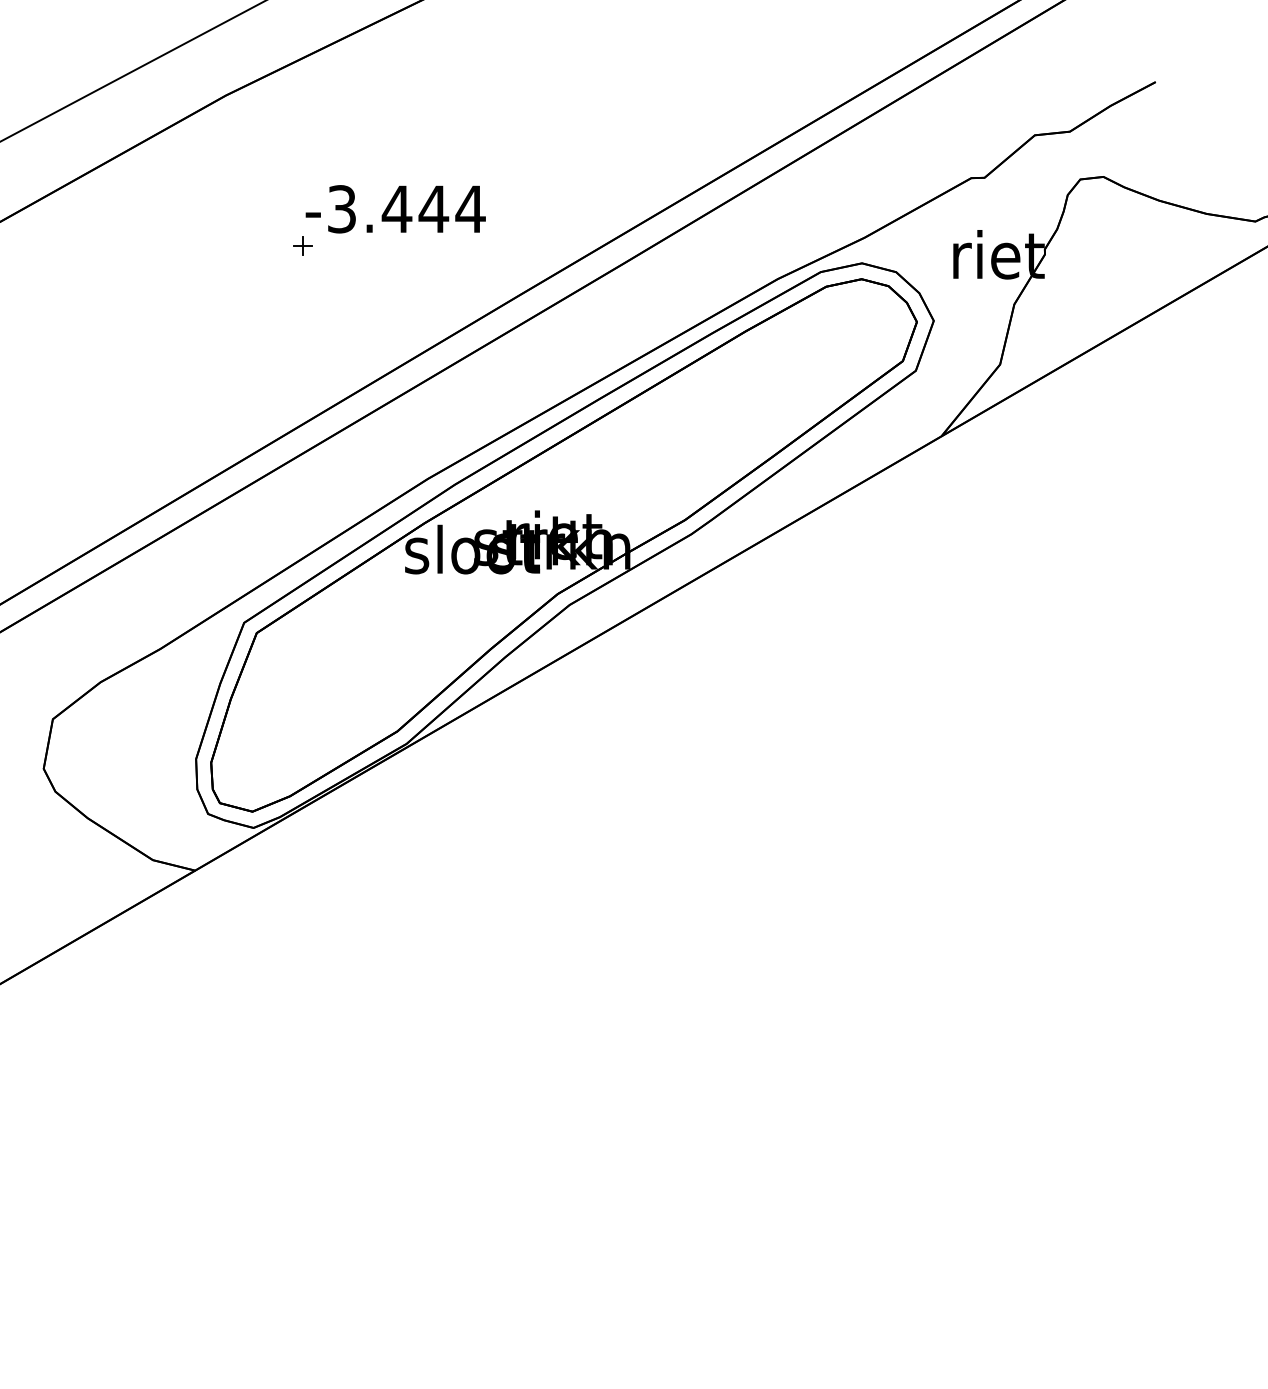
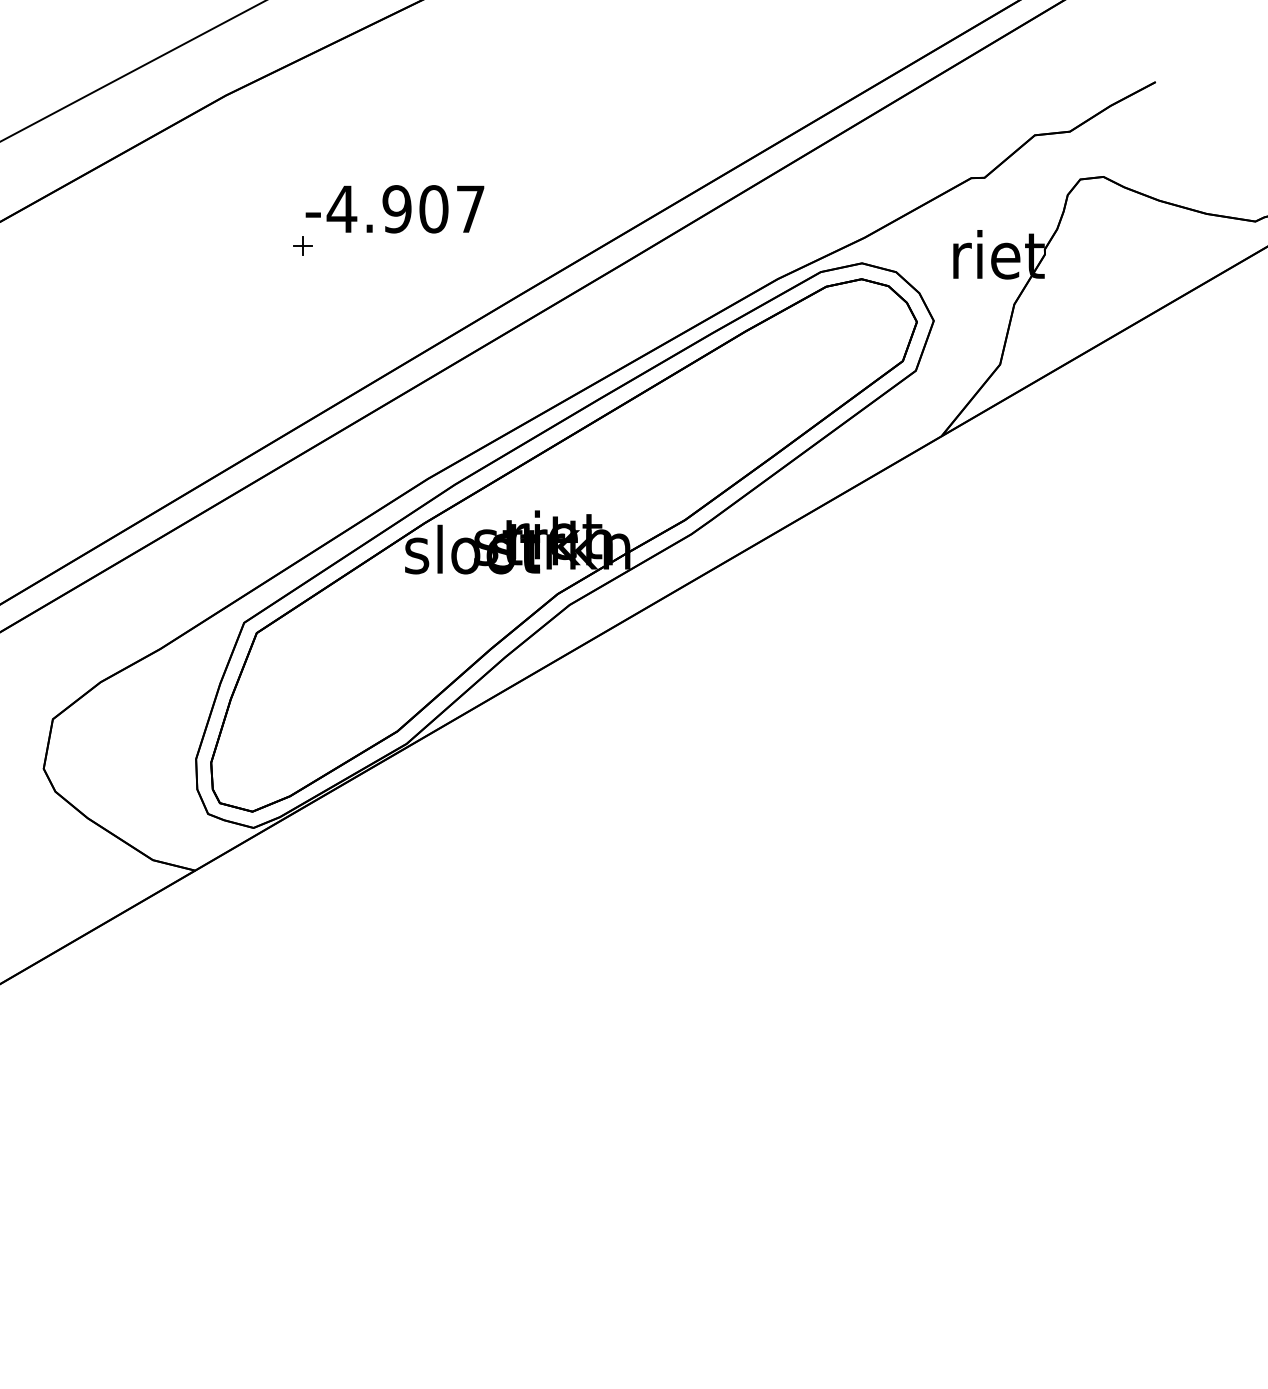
text: -3.444 -> -4.907 (405, 209)
